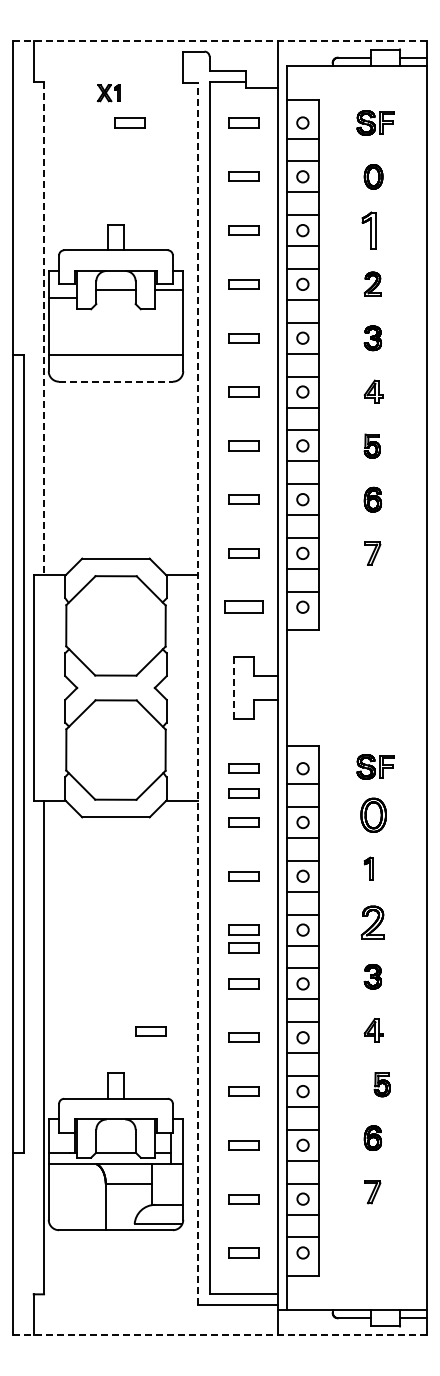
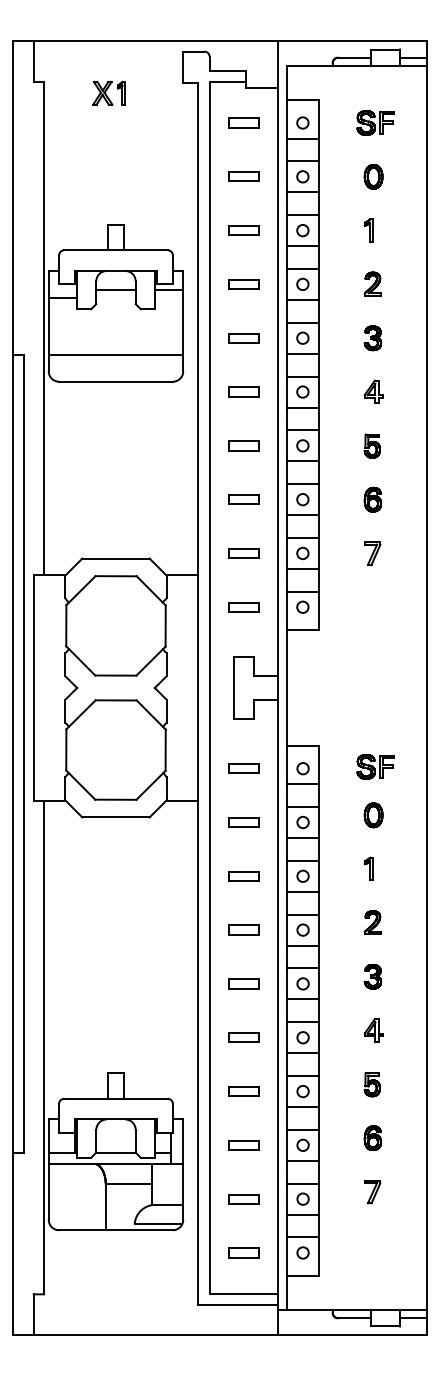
line: dashed -> solid (219, 41)
part size: 25x19 px -> 34x26 px (108, 92)
part: present -> none (129, 122)
part size: 16x39 px -> 11x25 px (368, 230)
line: dashed -> solid (44, 328)
line: dashed -> solid (116, 381)
part size: 40x14 px -> 32x11 px (243, 607)
line: dashed -> solid (233, 687)
line: dashed -> solid (198, 693)
part: present -> none (243, 793)
part size: 27x36 px -> 21x27 px (373, 815)
part size: 25x35 px -> 19x25 px (372, 922)
part: present -> none (243, 947)
part: present -> none (150, 1031)
part position: (381, 1084) -> (371, 1084) (371, 1084)
line: dashed -> solid (219, 1334)
